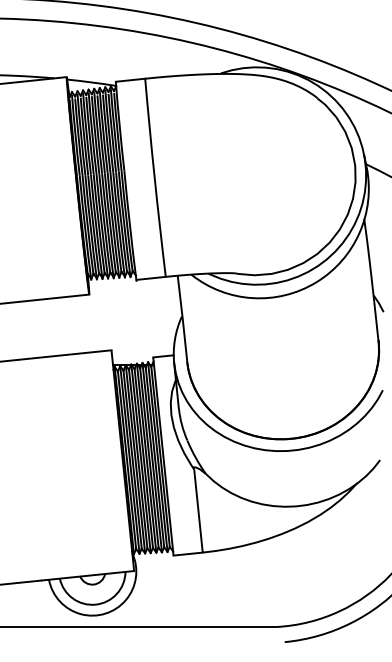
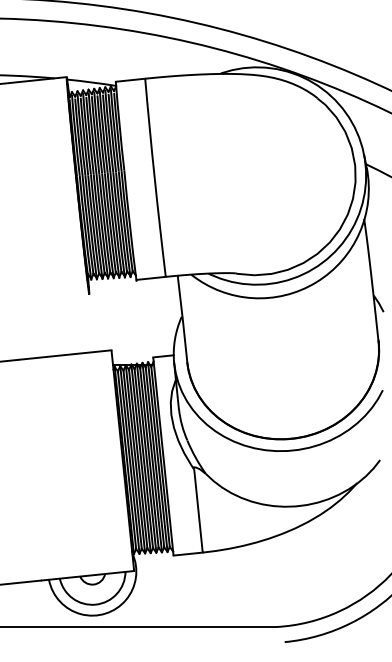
line: present -> none (45, 298)
